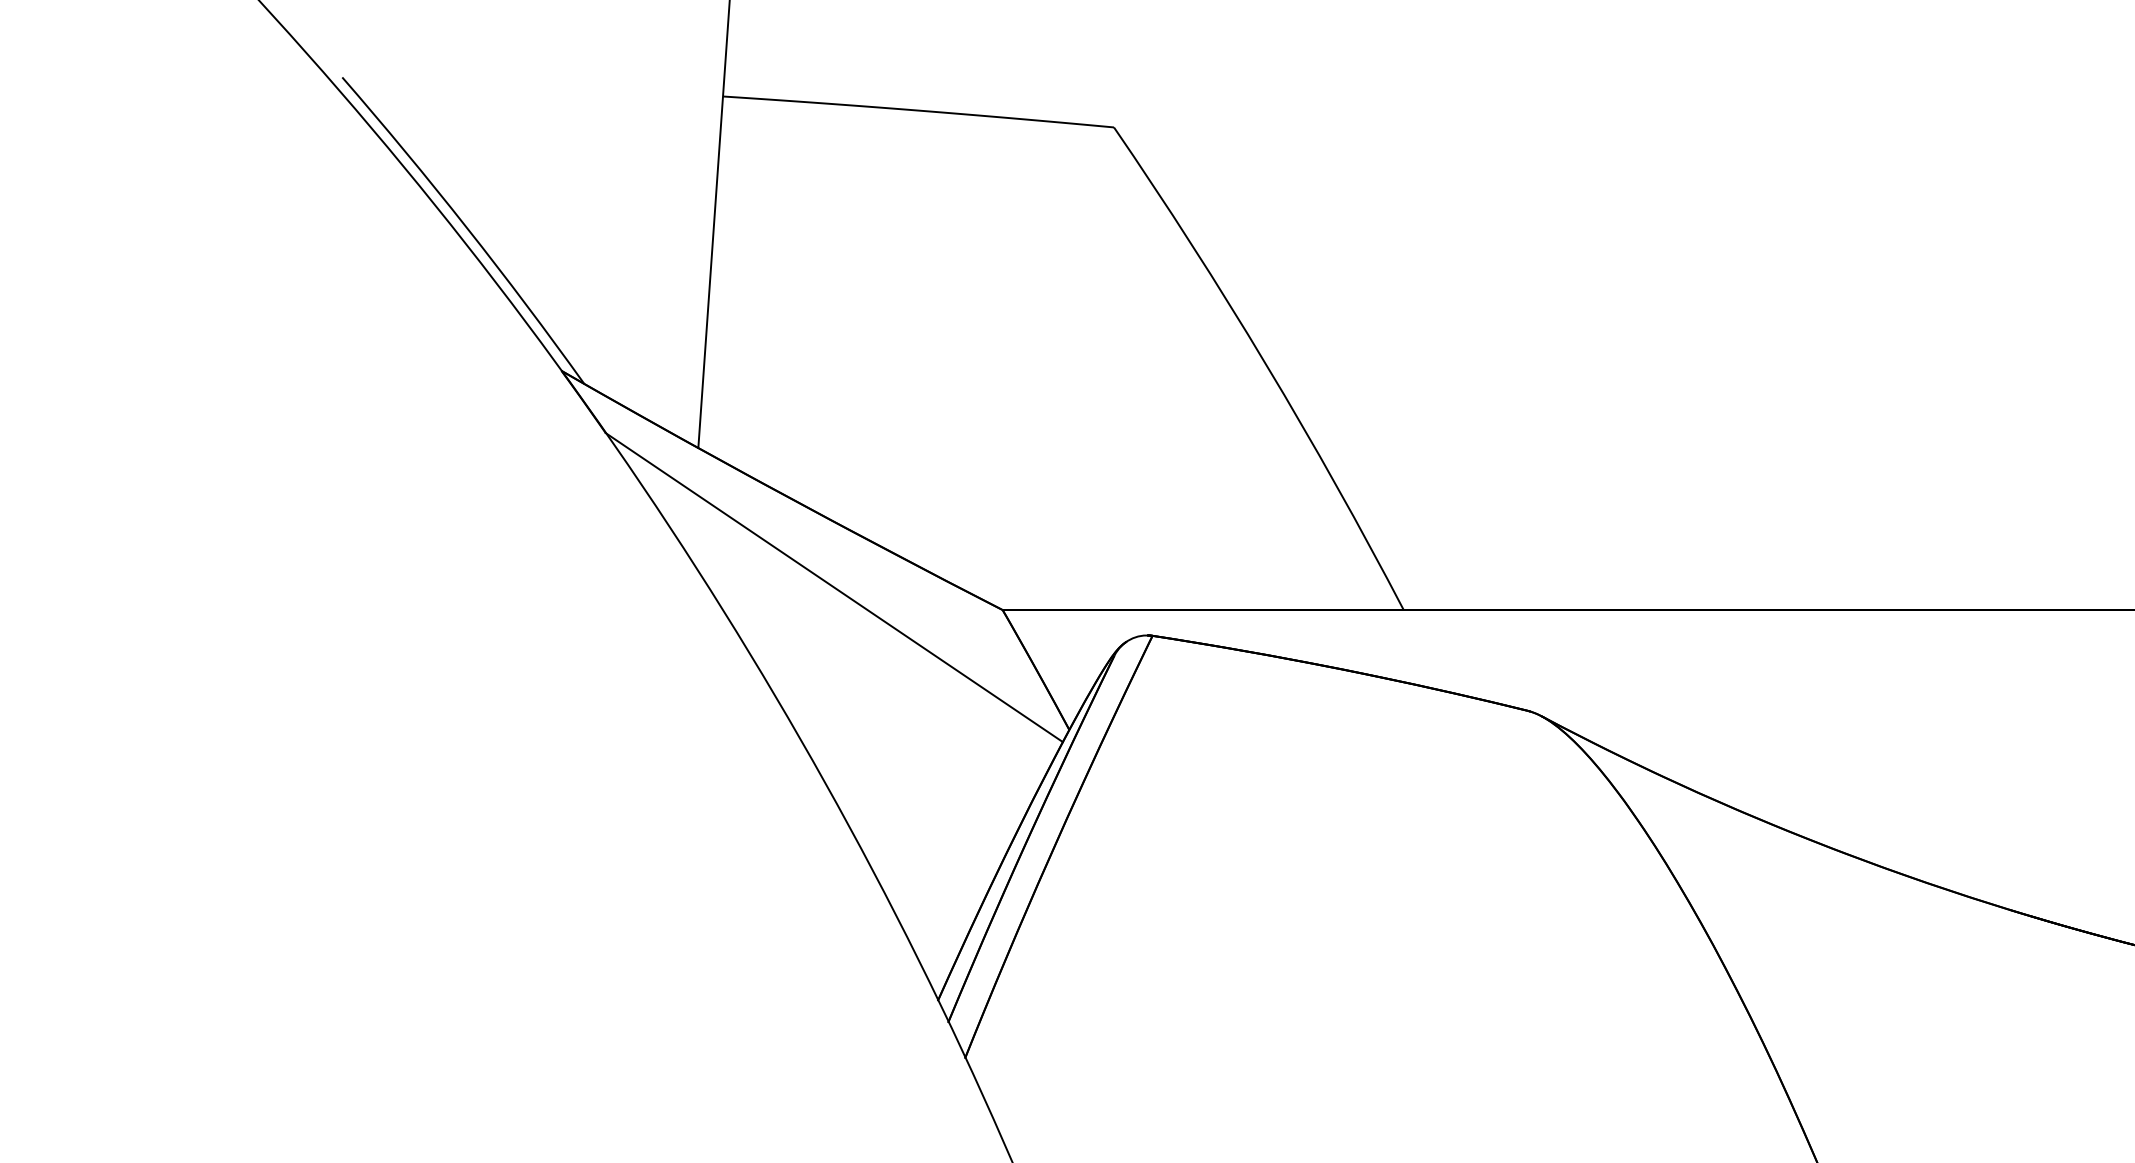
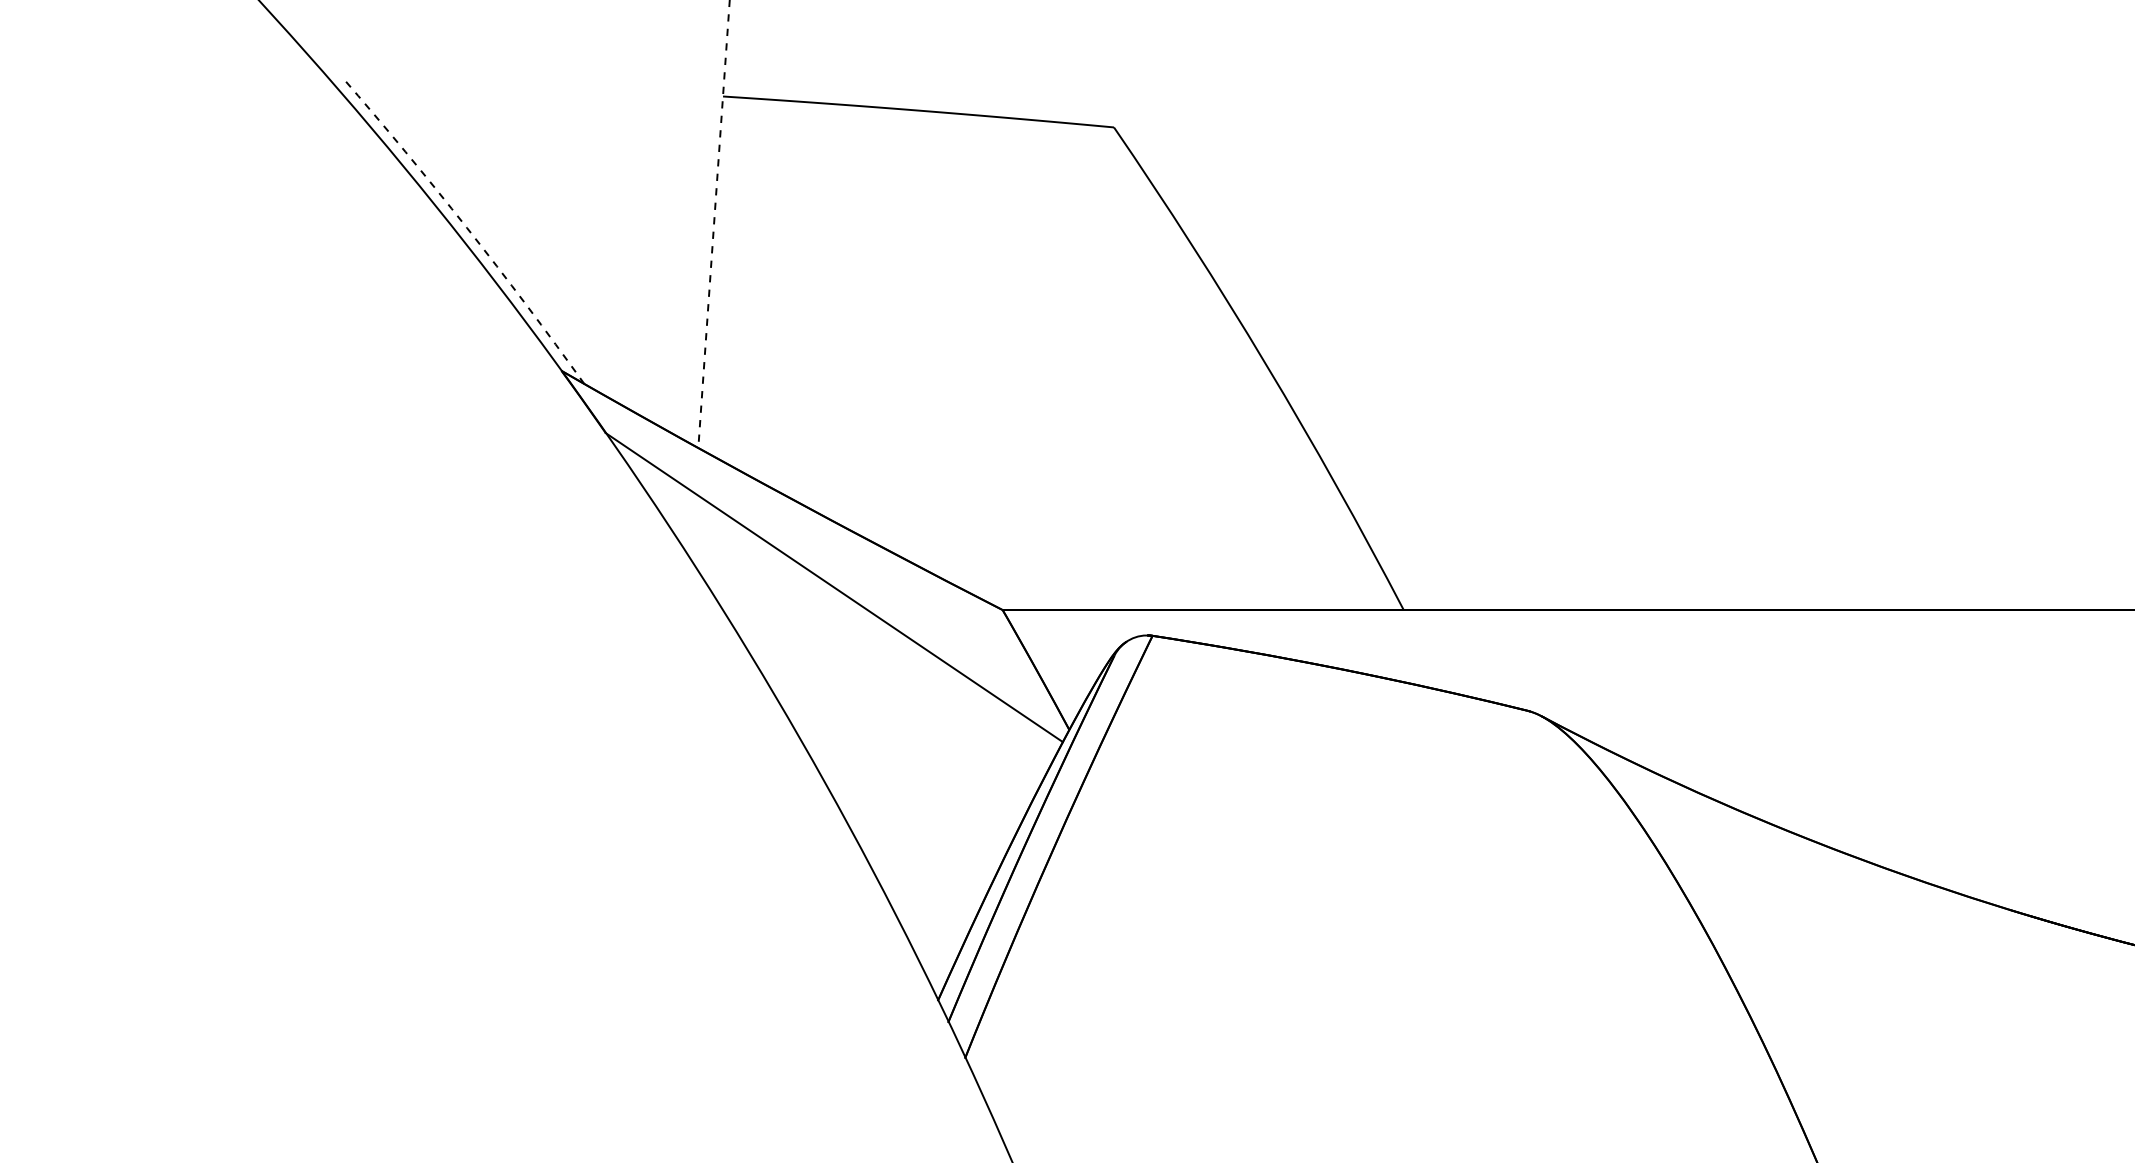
line: solid -> dashed (714, 224)
arc: solid -> dashed (466, 227)
